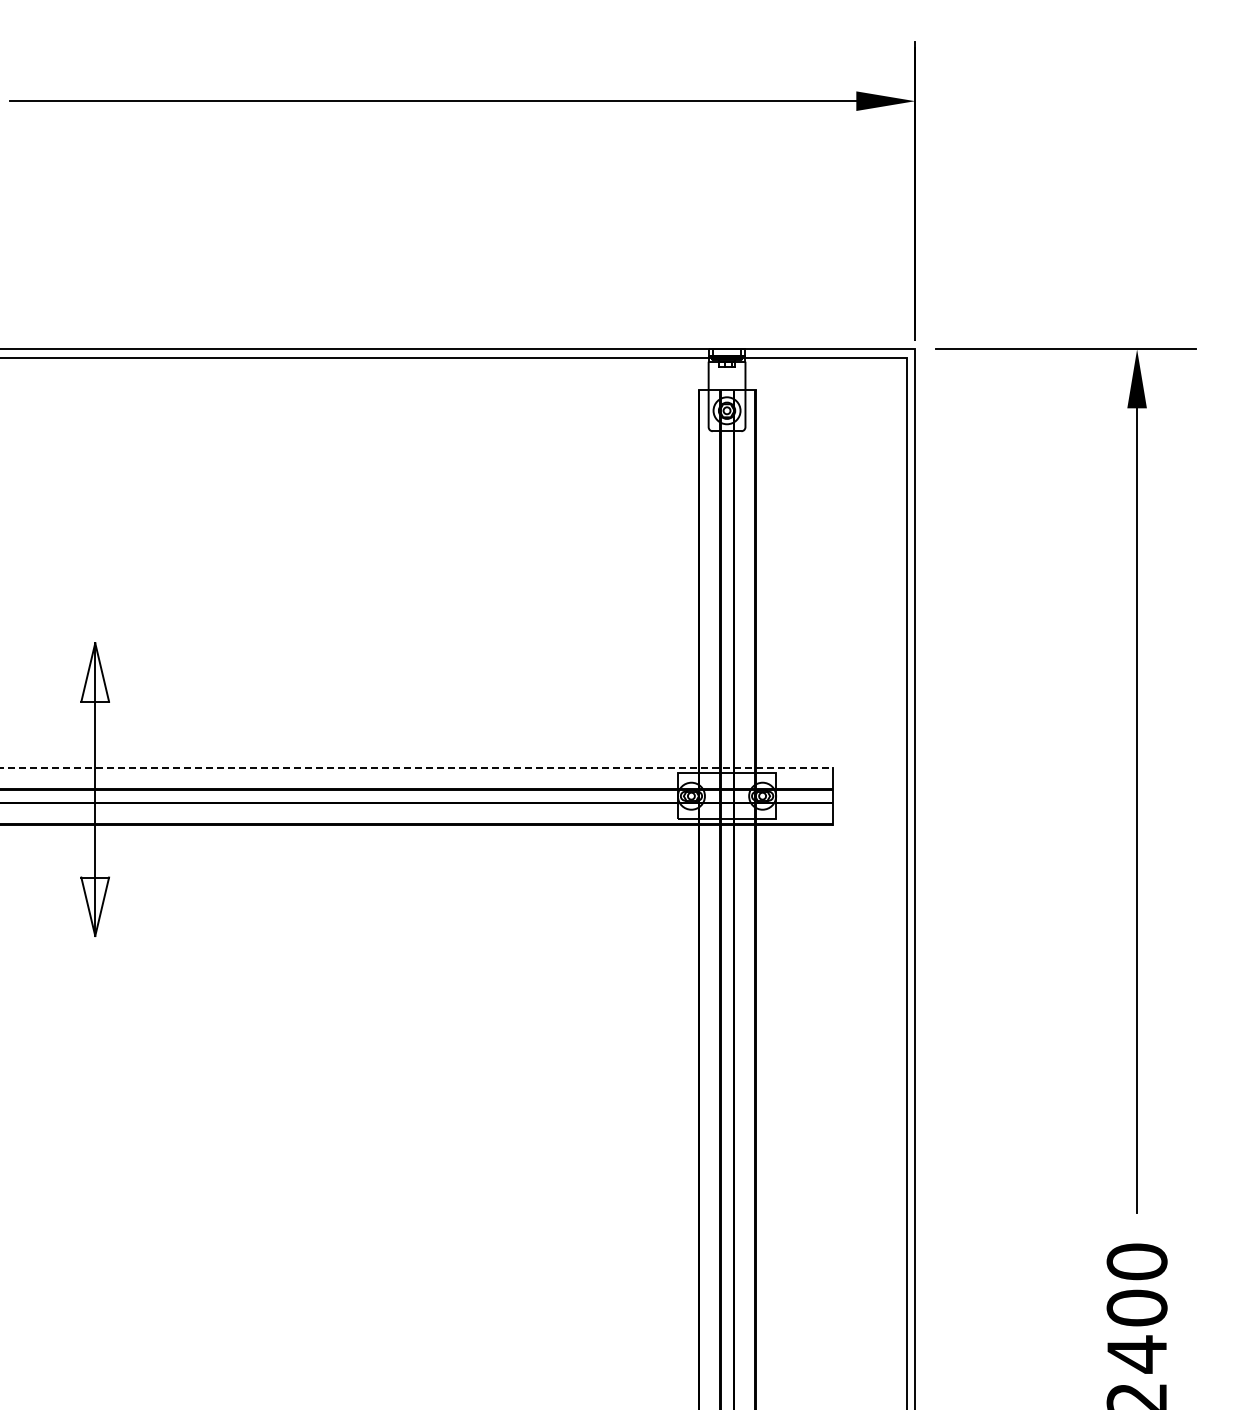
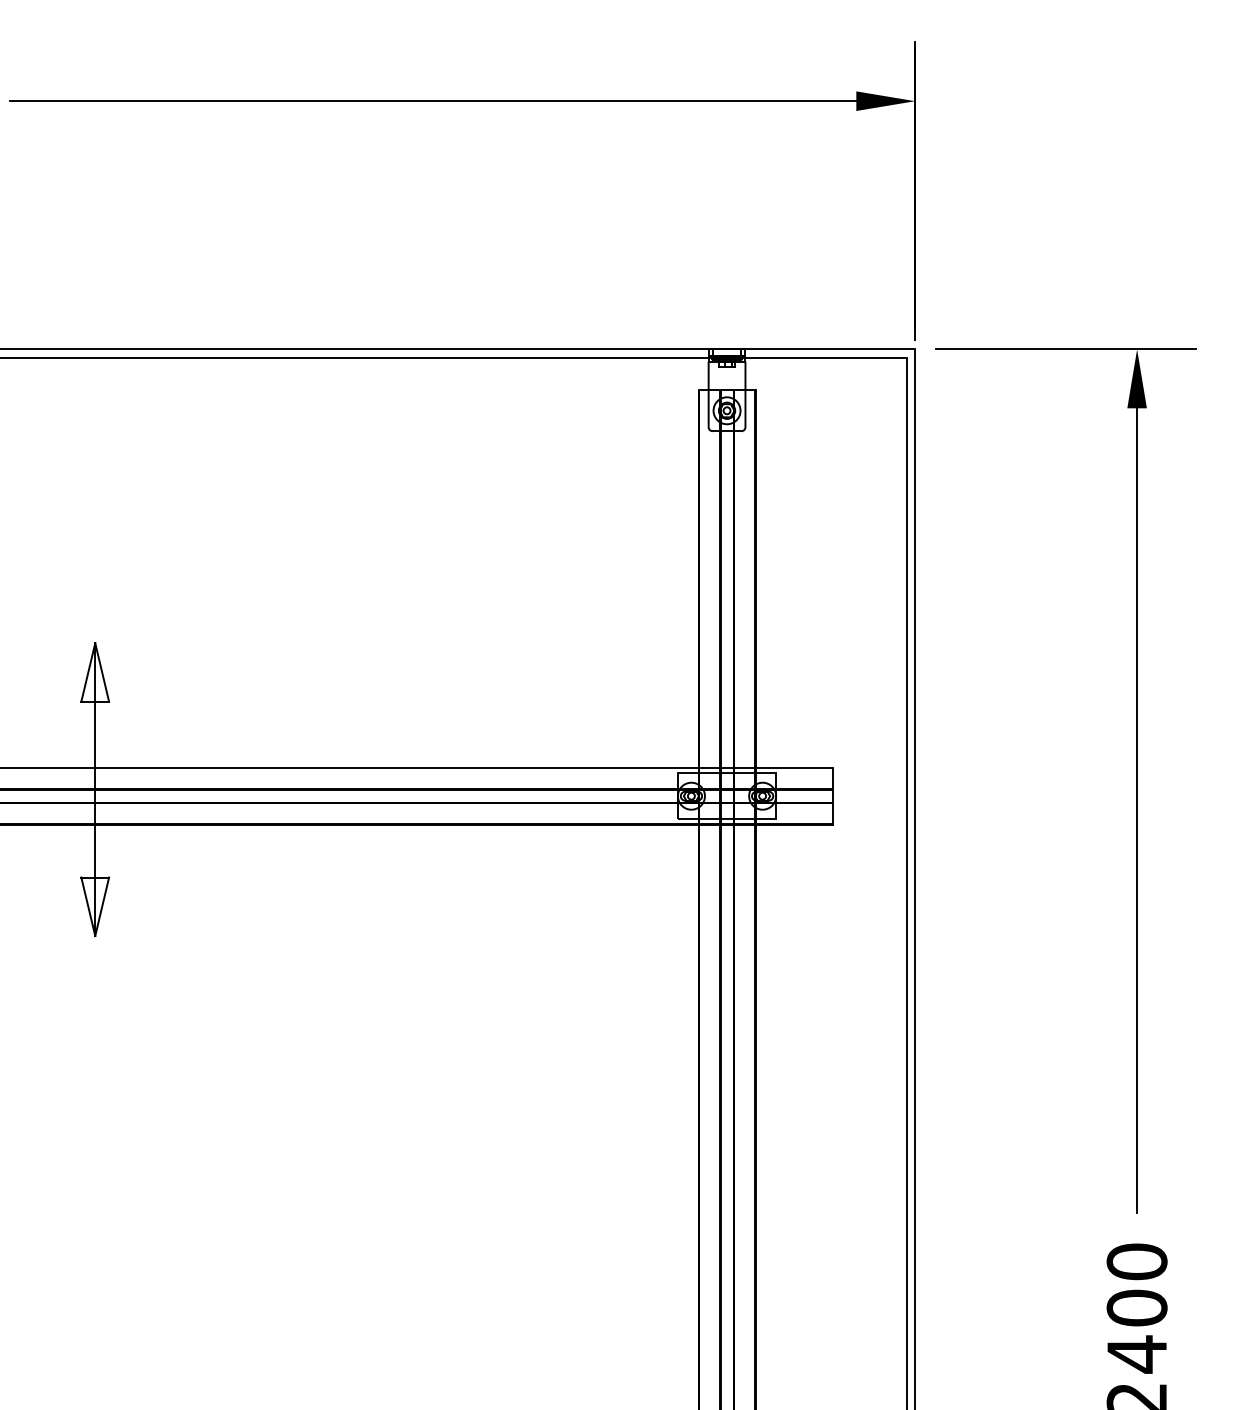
line: dashed -> solid (417, 767)
